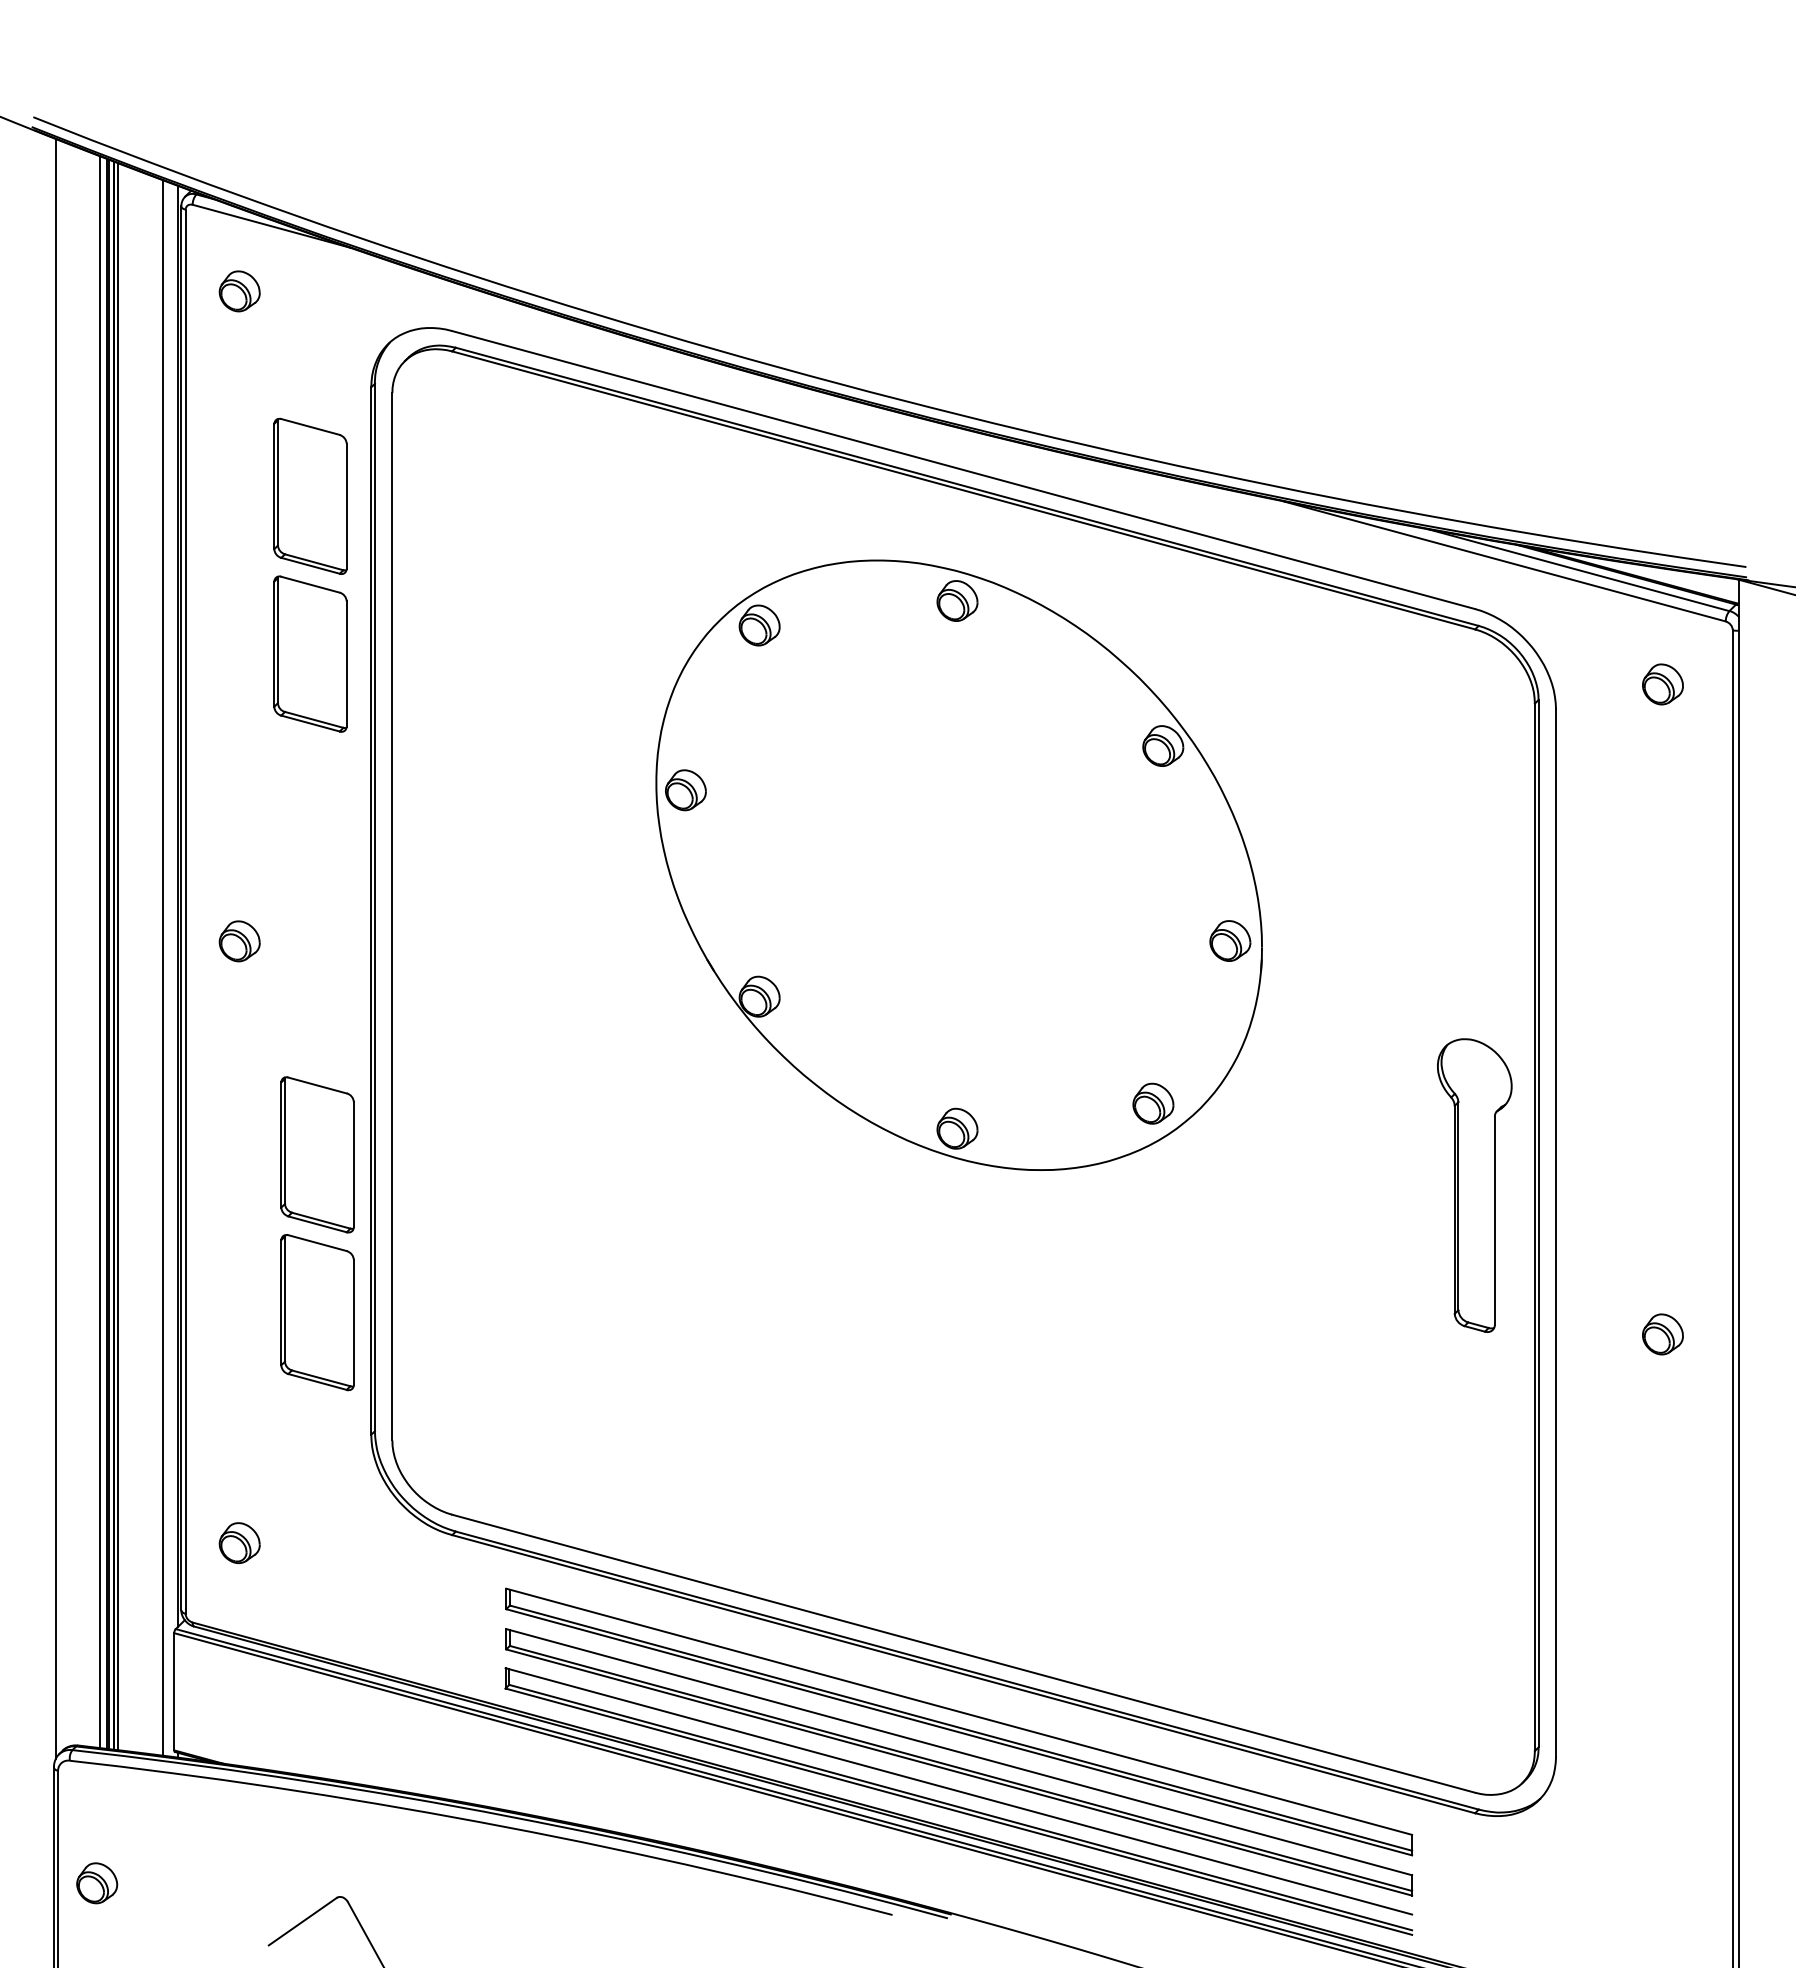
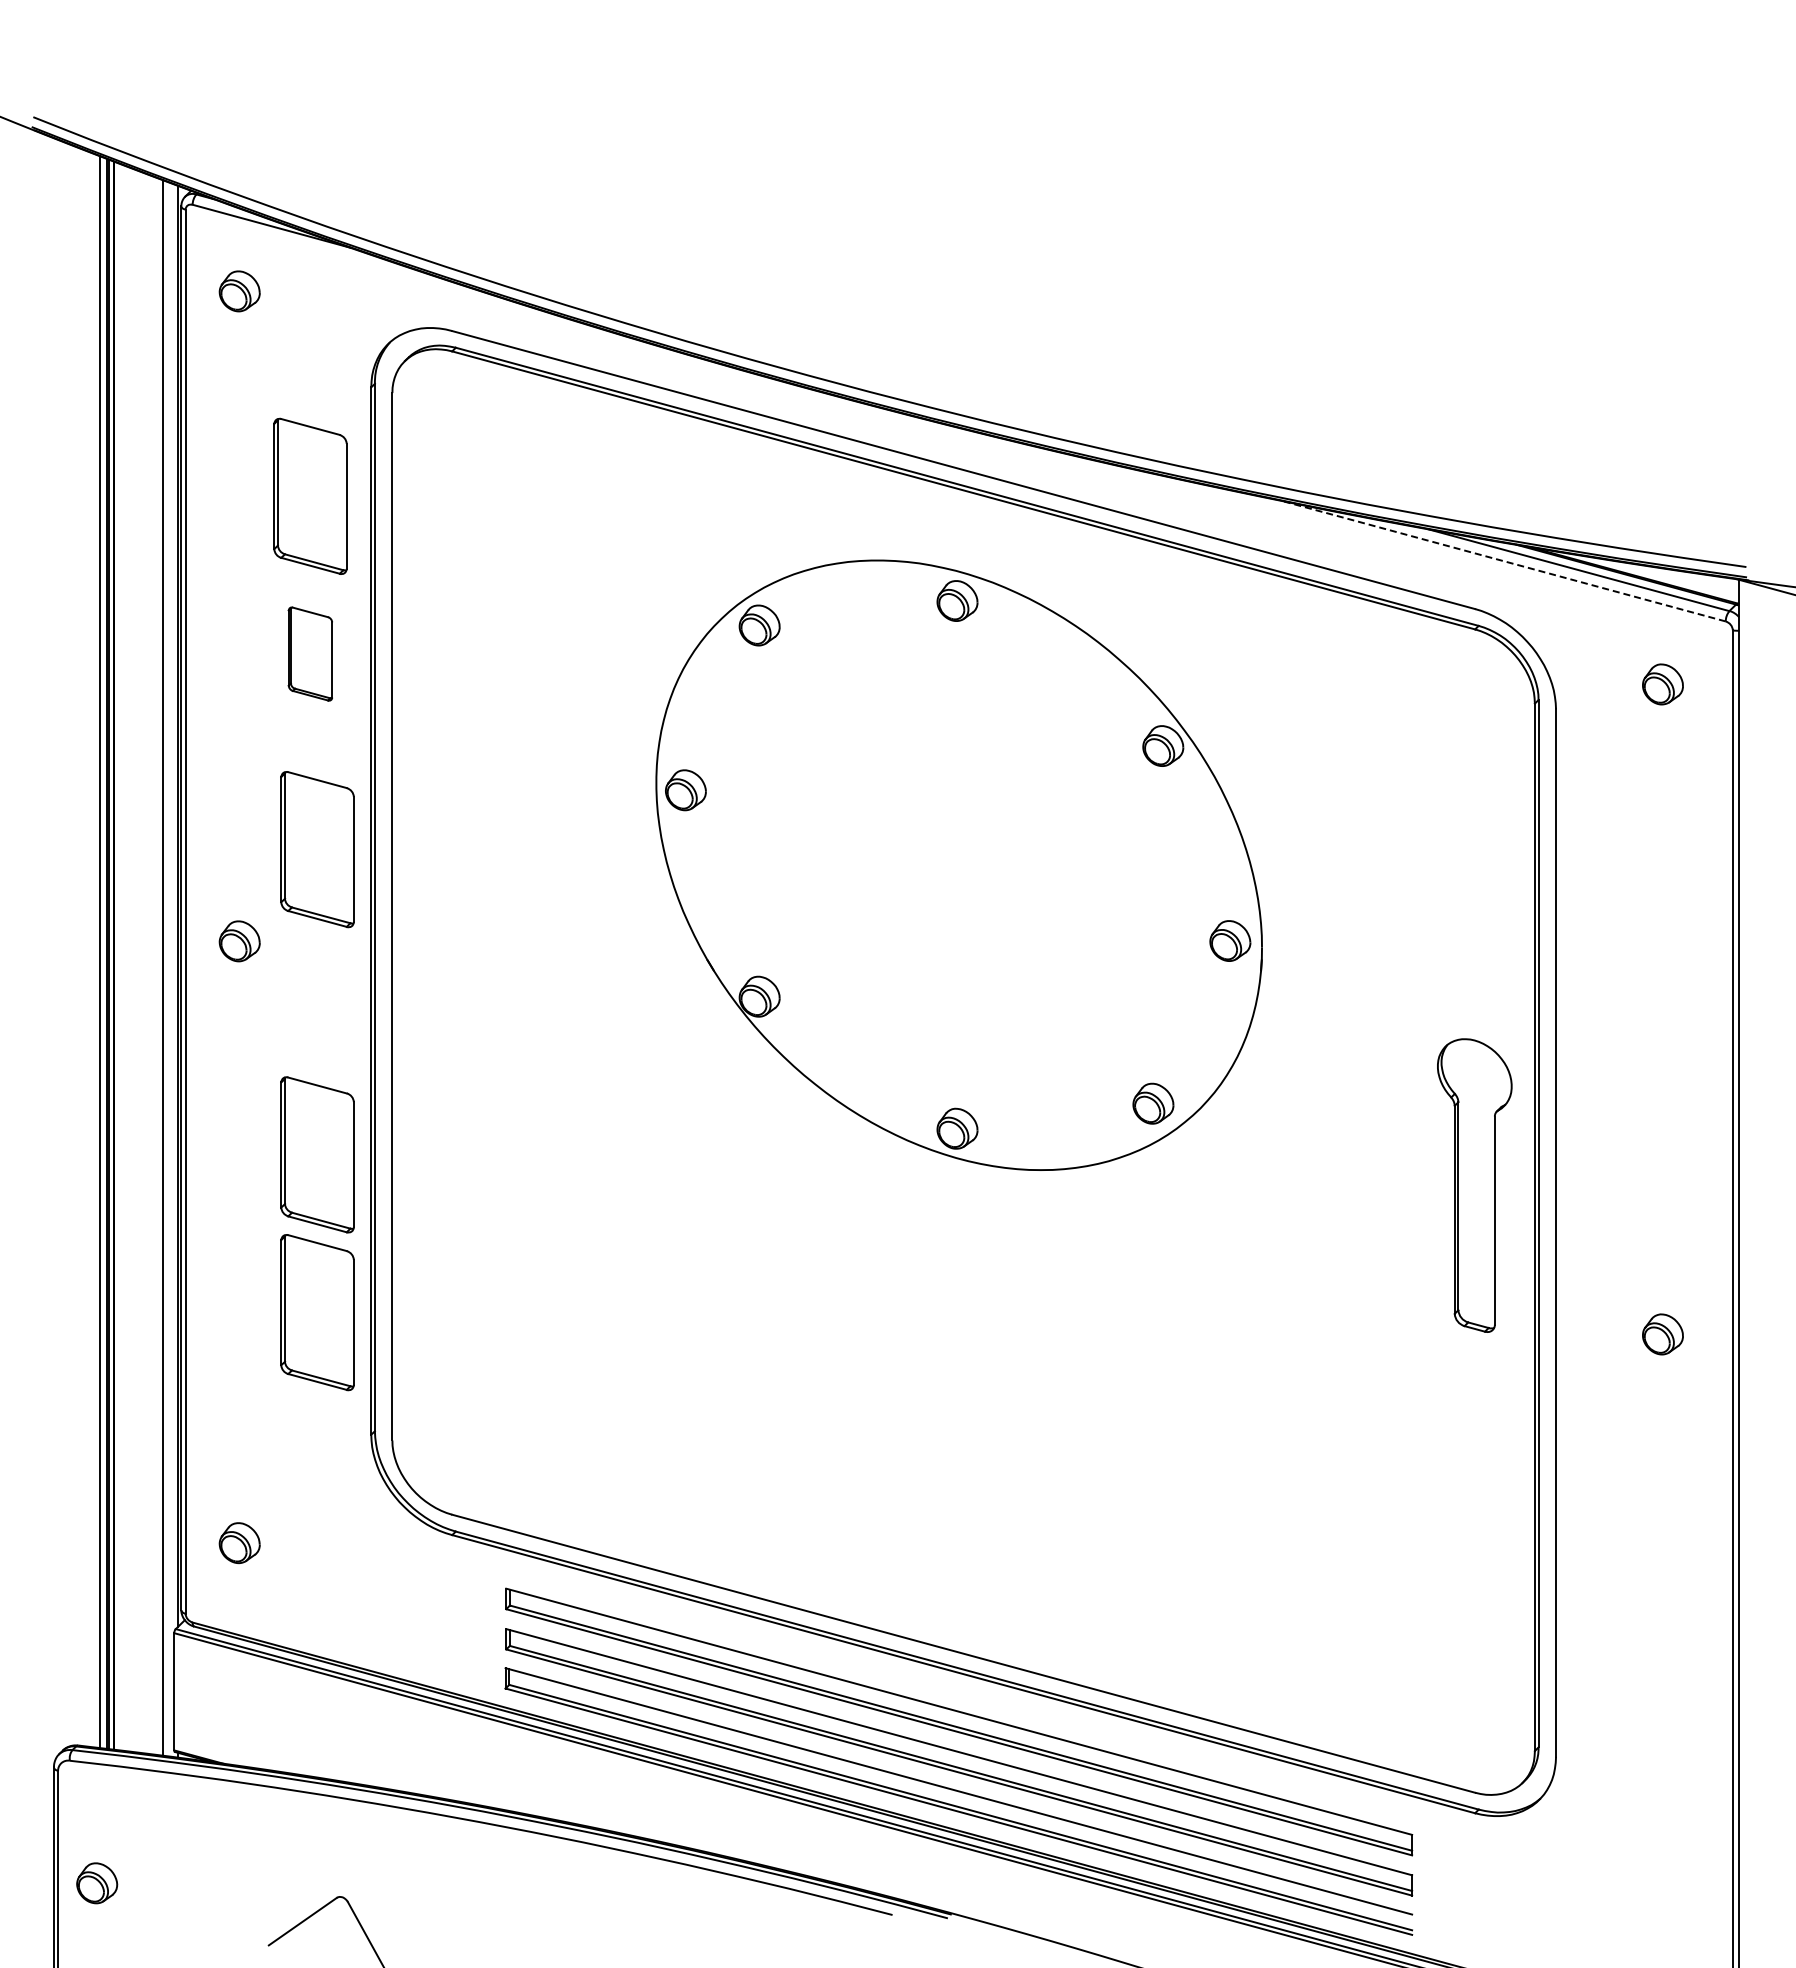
line: solid -> dashed (1504, 561)
part size: 75x158 px -> 46x96 px (309, 653)
part: none -> present (317, 849)
line: present -> none (55, 948)
line: present -> none (118, 956)
